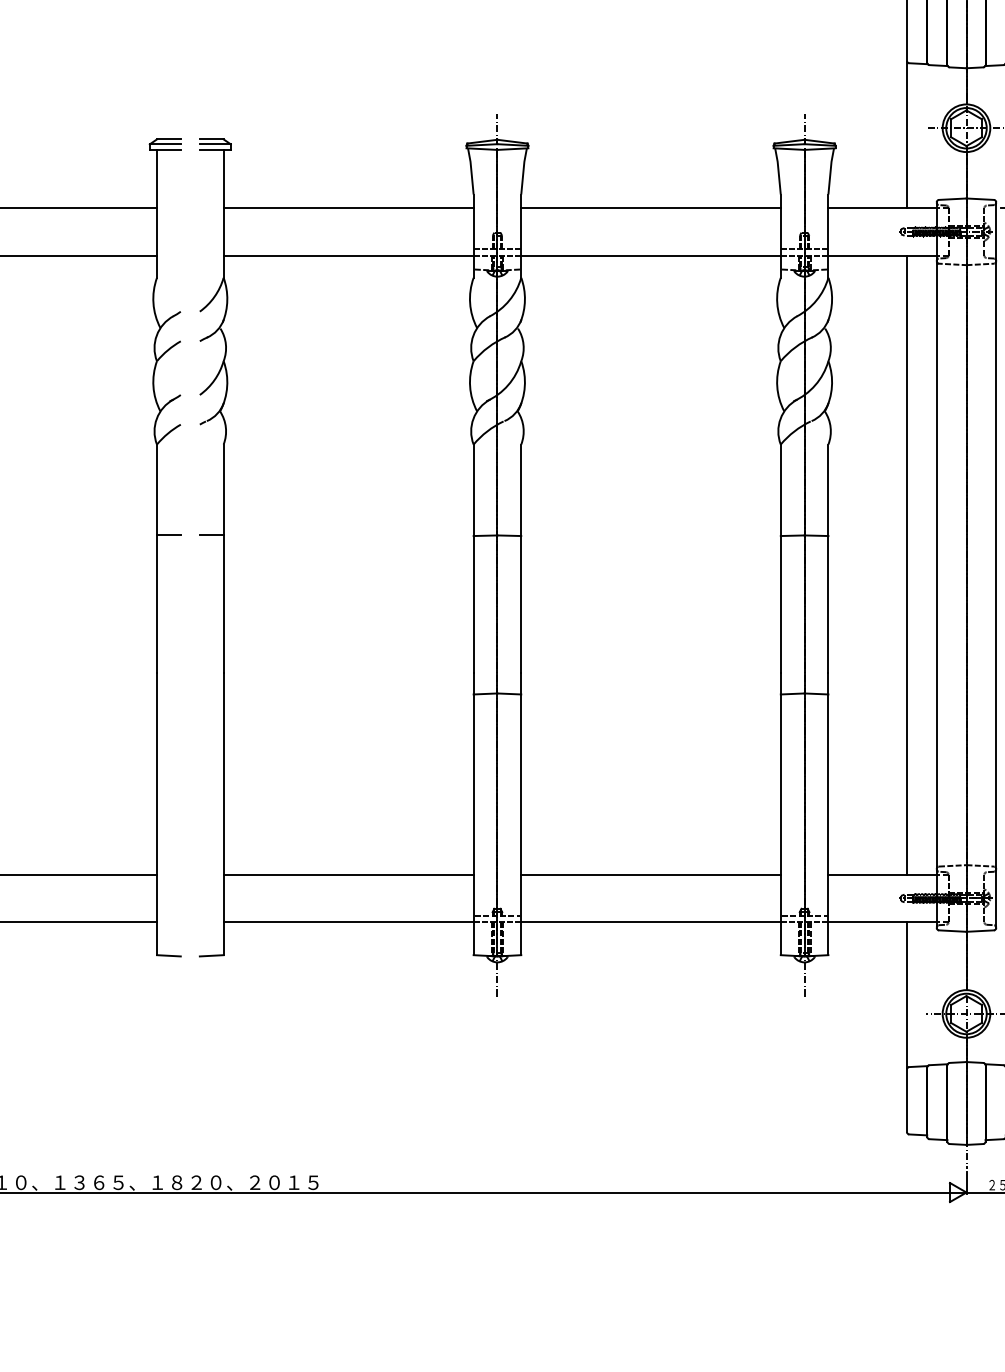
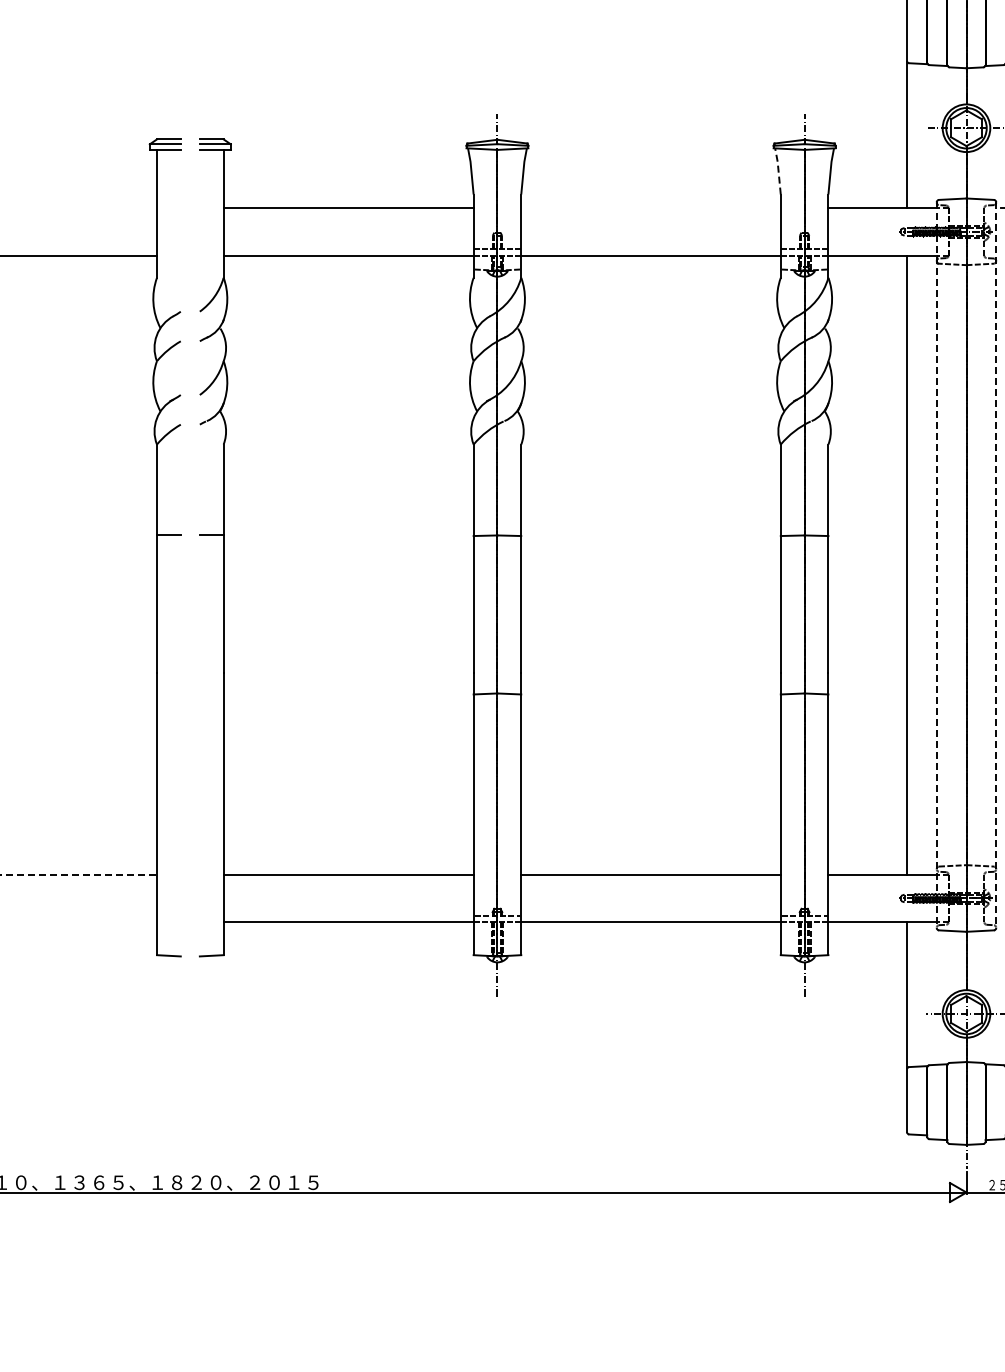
line: solid -> dashed (778, 170)
line: present -> none (79, 208)
line: present -> none (650, 208)
line: solid -> dashed (936, 565)
line: solid -> dashed (996, 565)
line: solid -> dashed (78, 874)
line: present -> none (79, 922)
